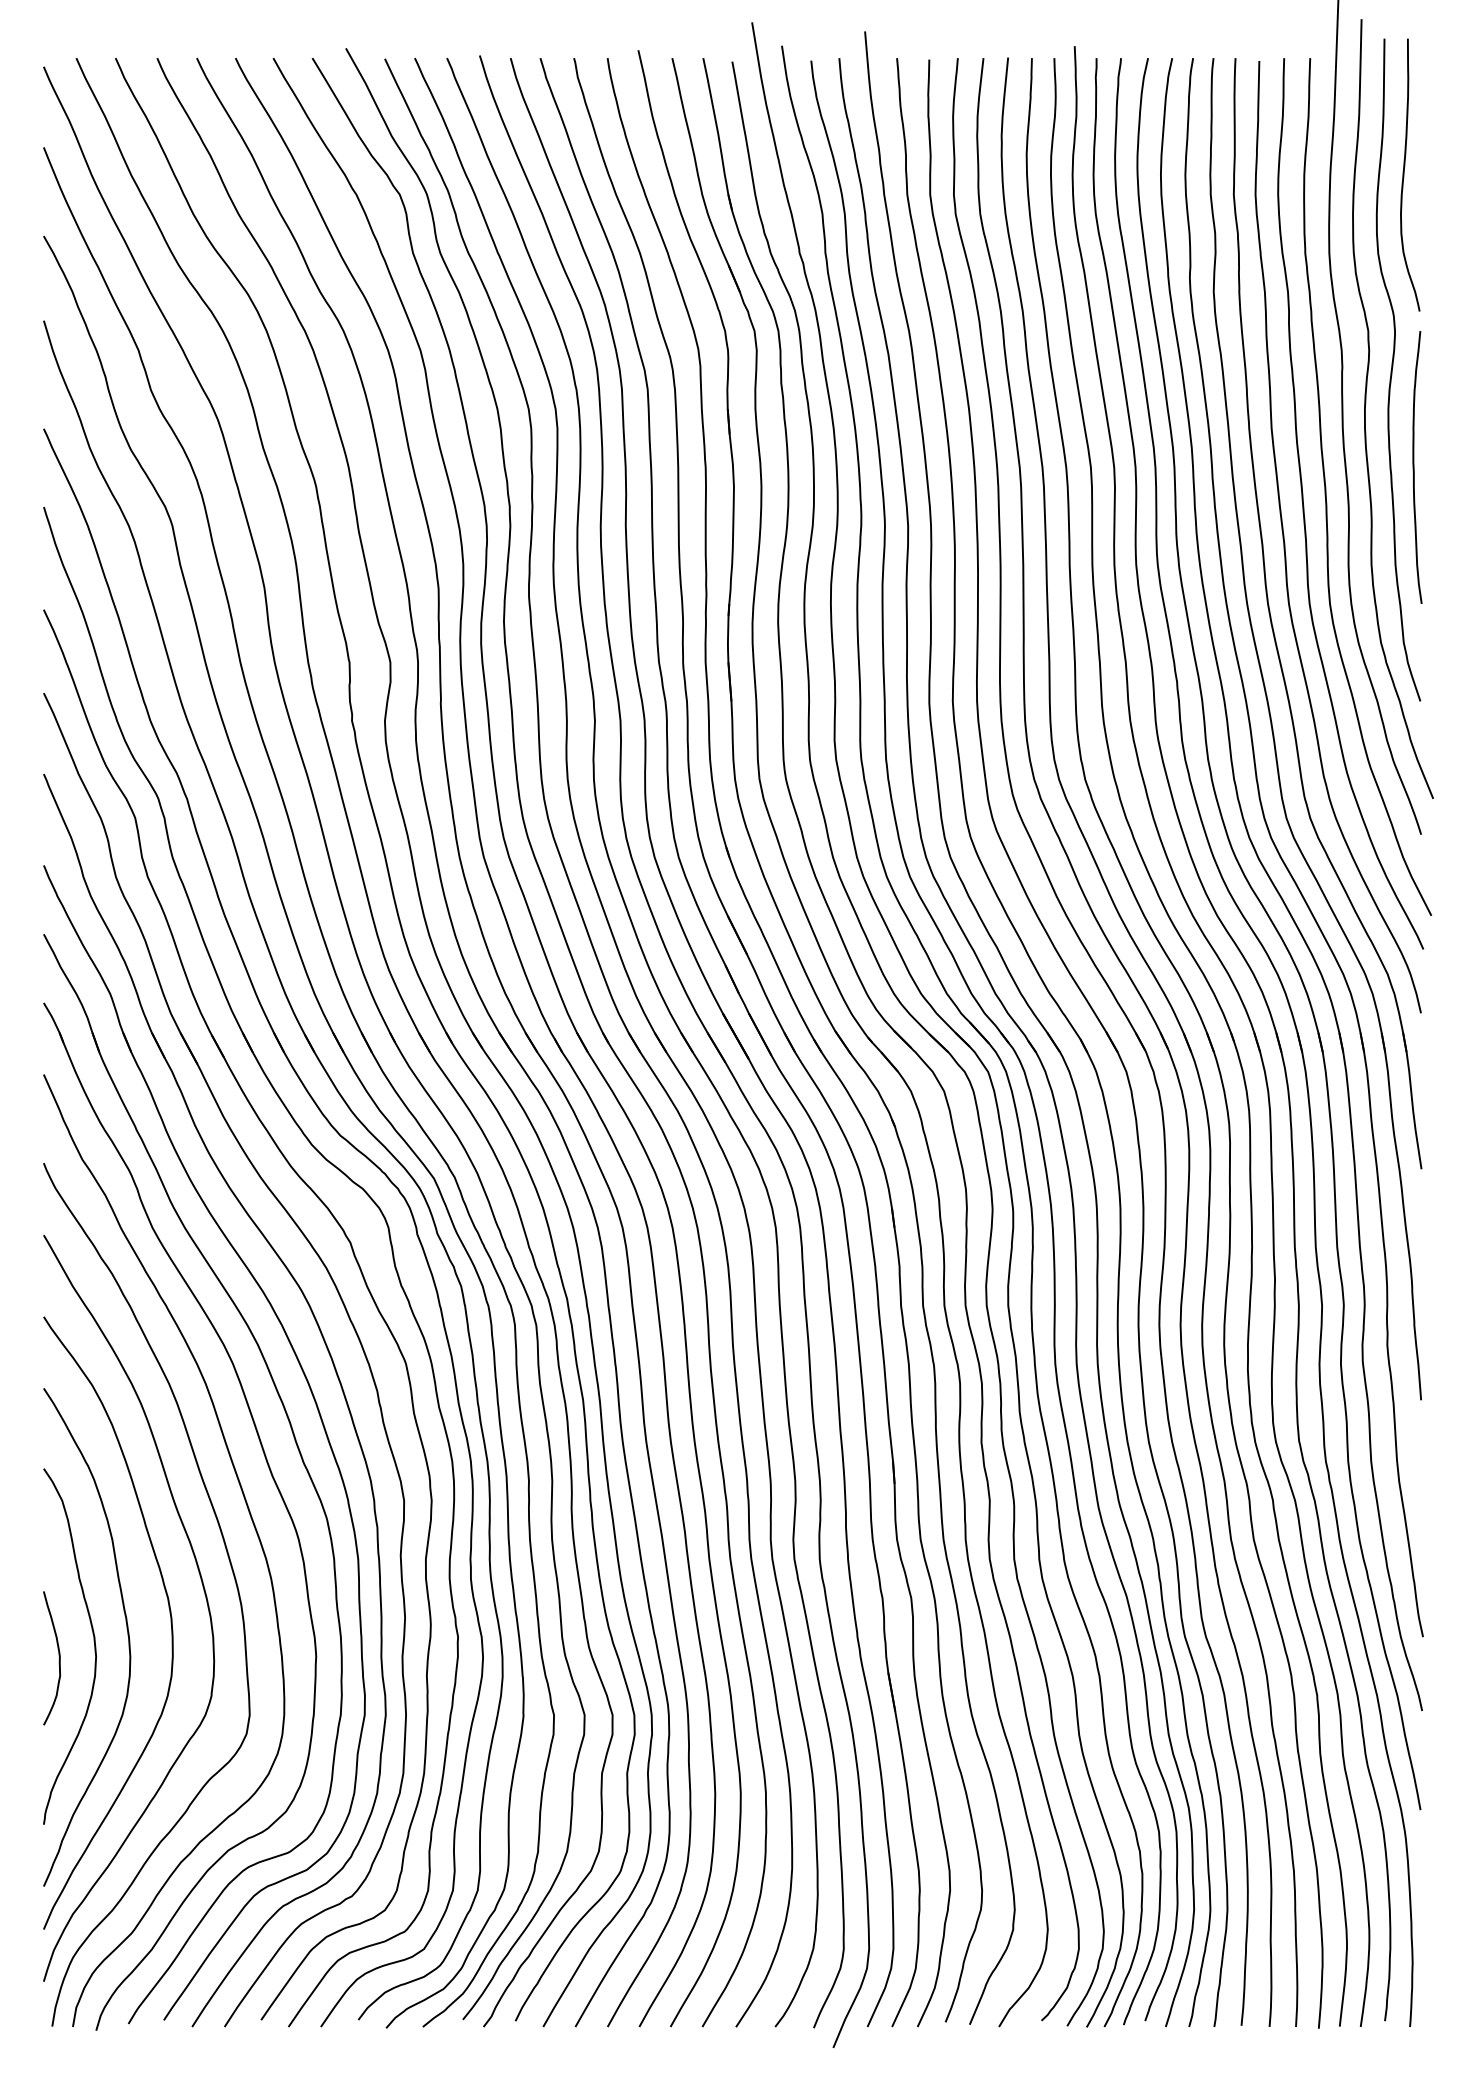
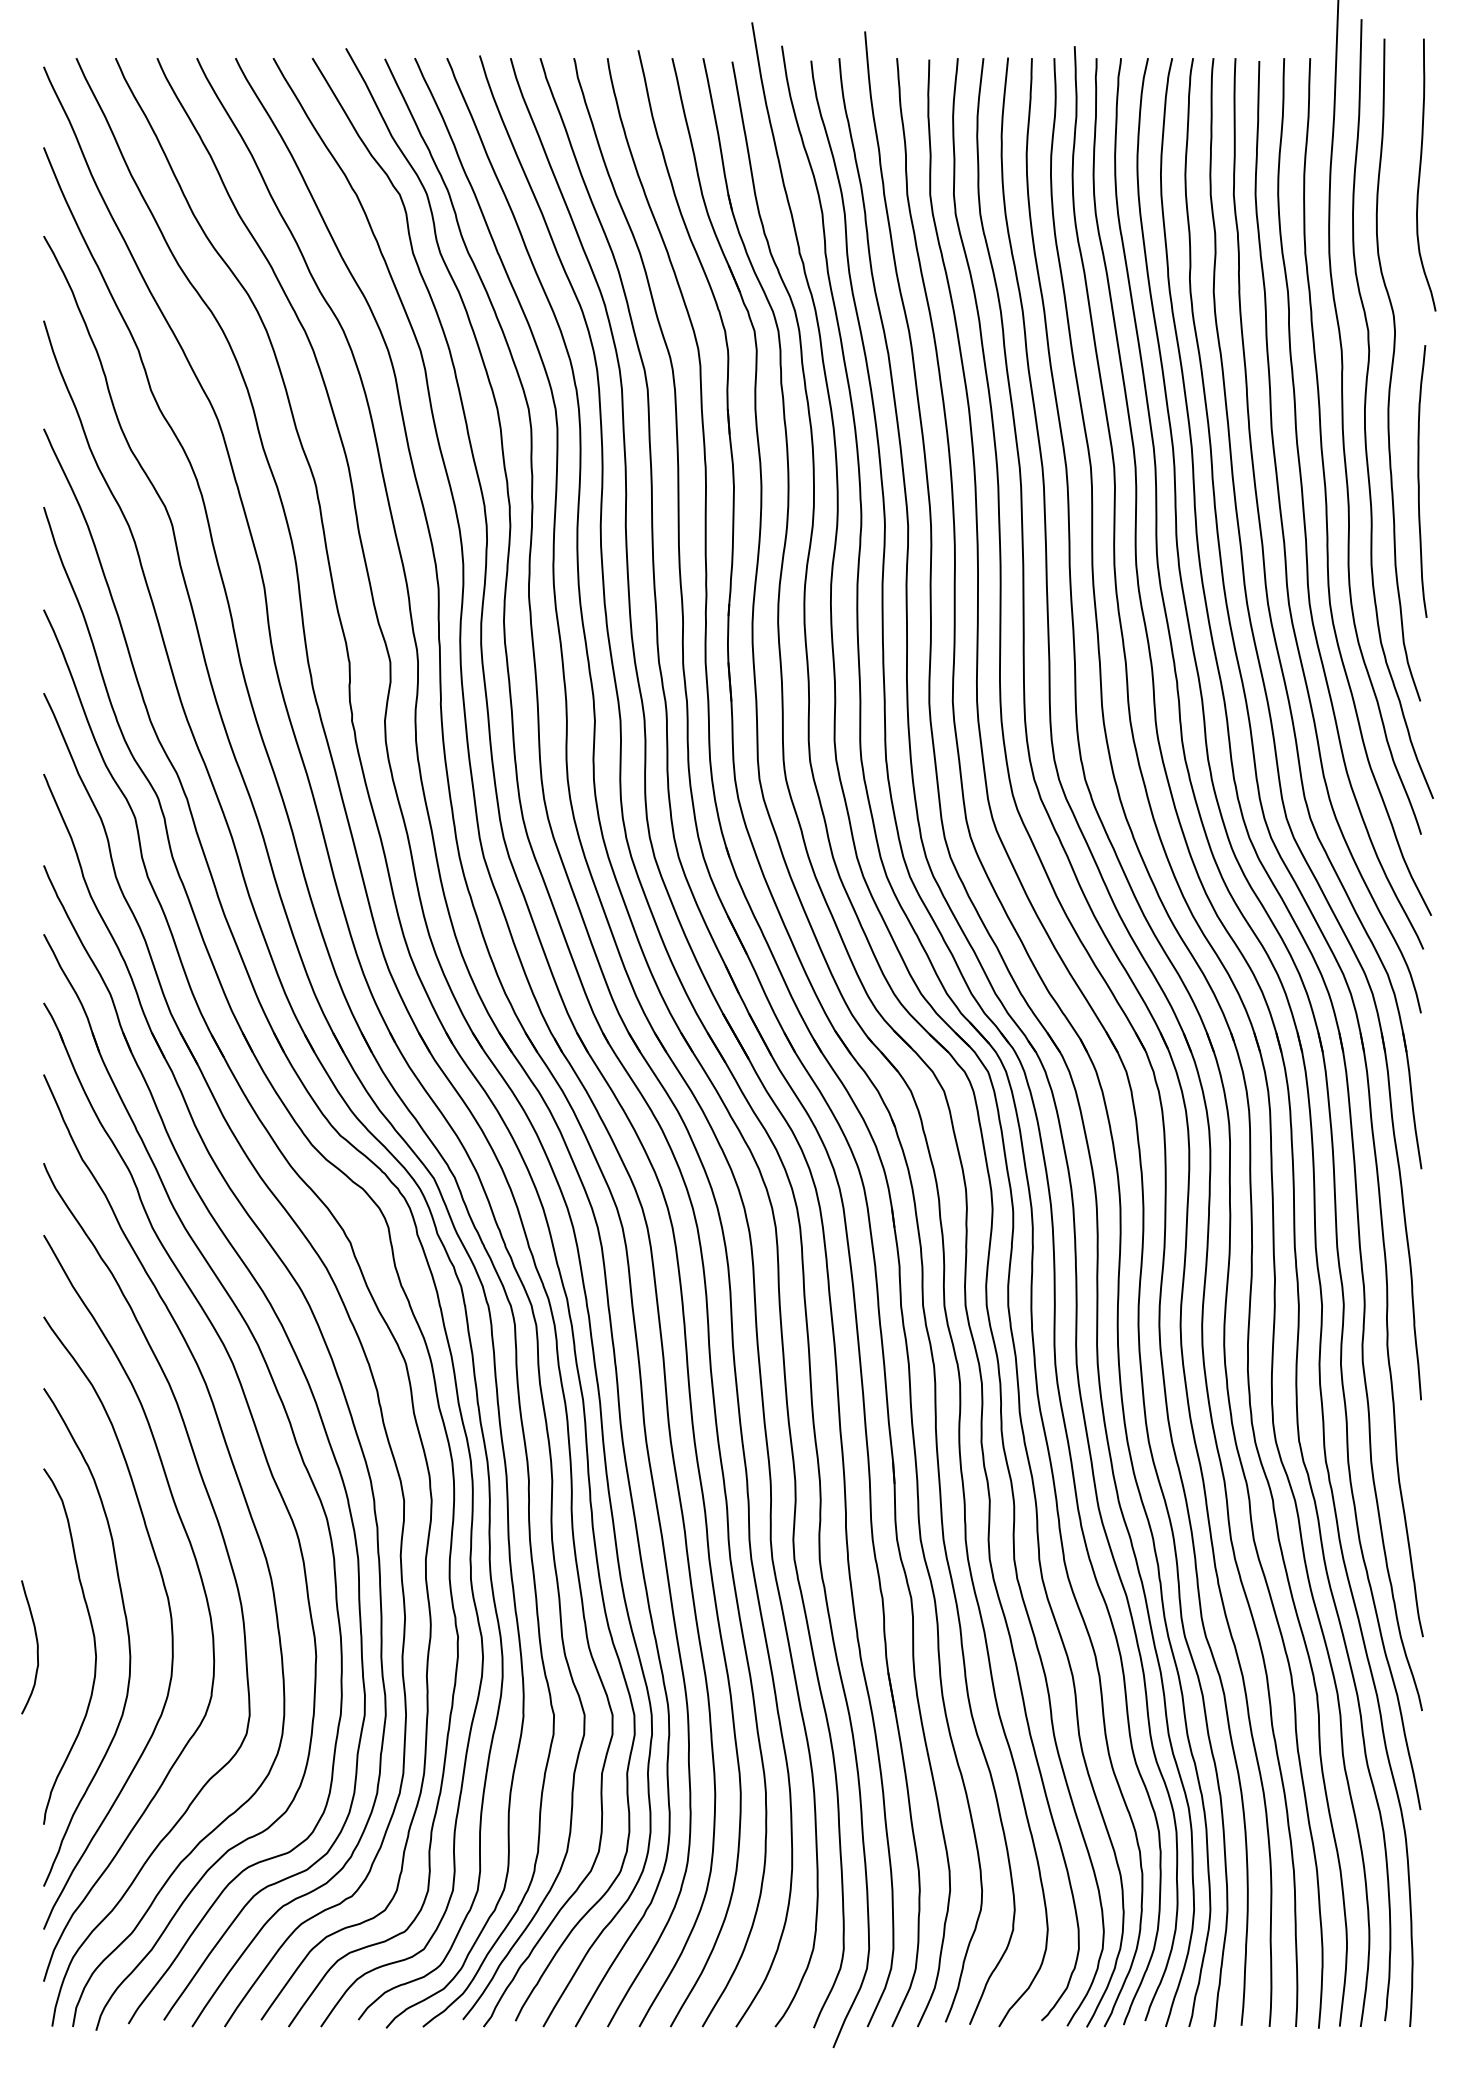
curve position: (1404, 174) -> (1420, 174) (1420, 174)
curve position: (1414, 467) -> (1419, 481) (1419, 481)
curve position: (58, 1660) -> (36, 1649) (36, 1649)
